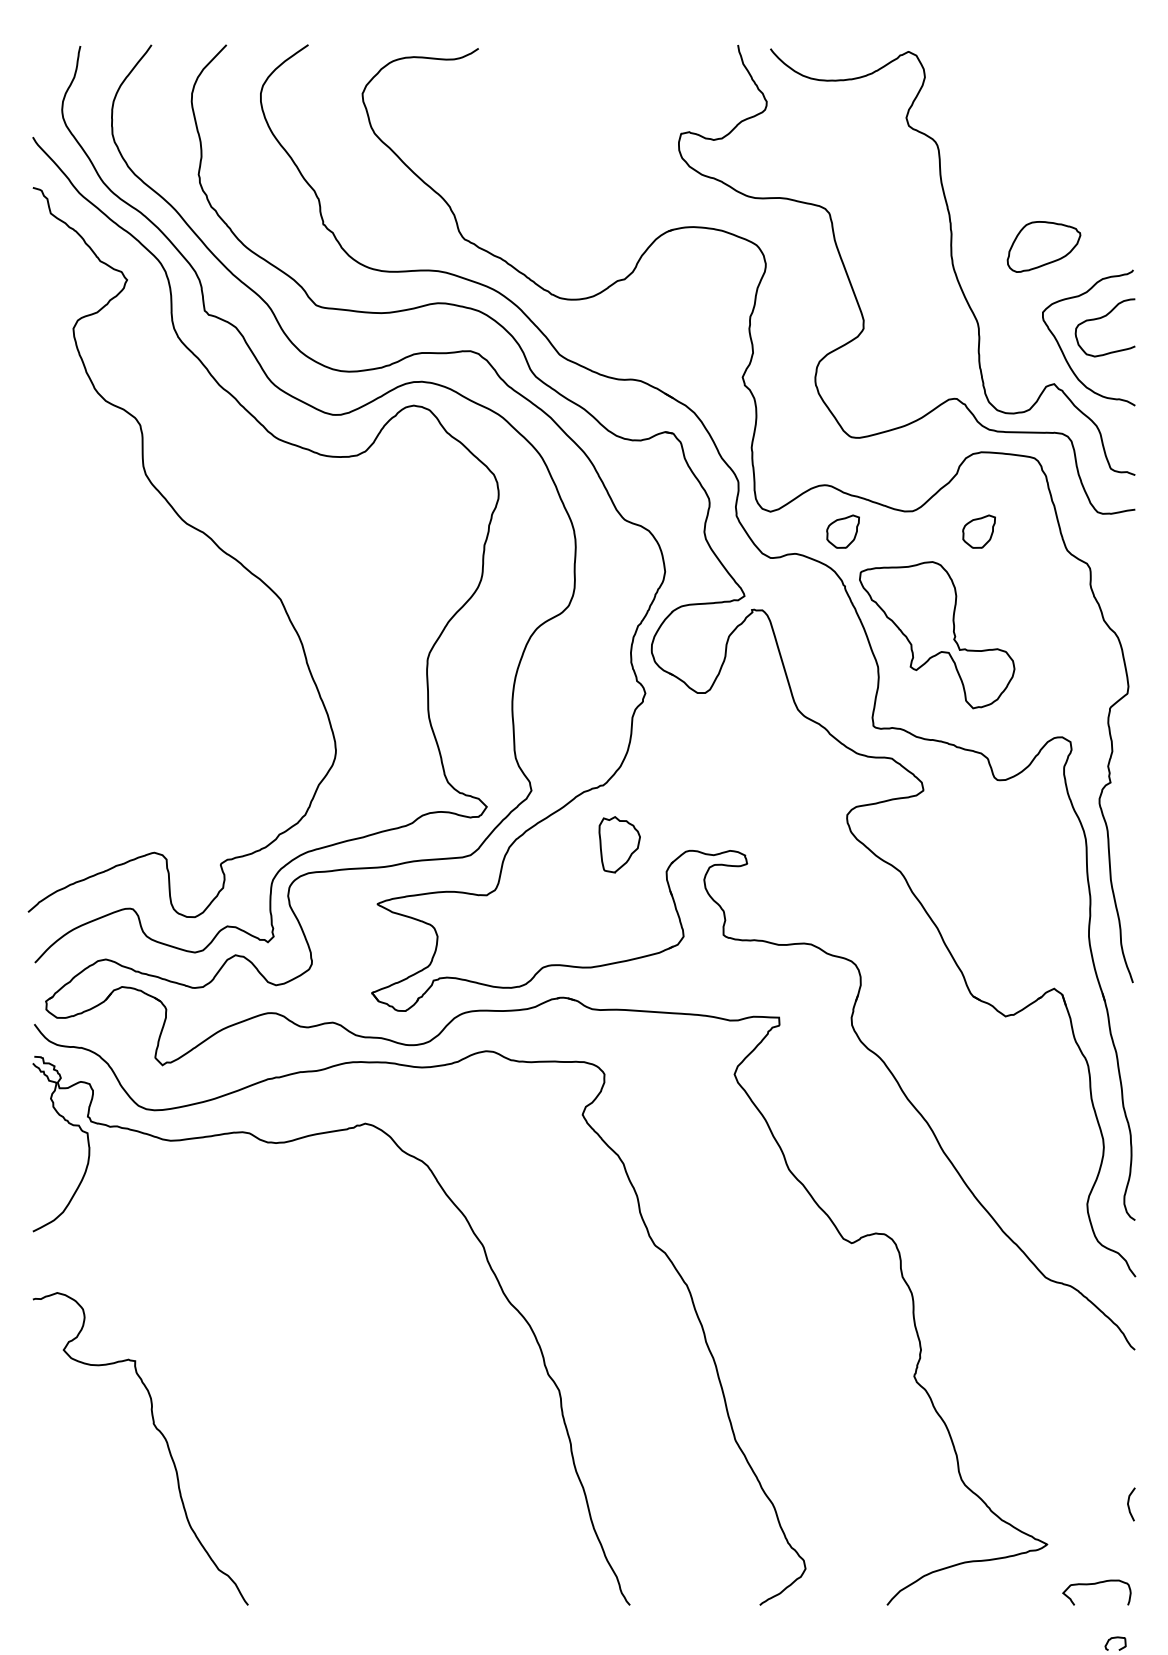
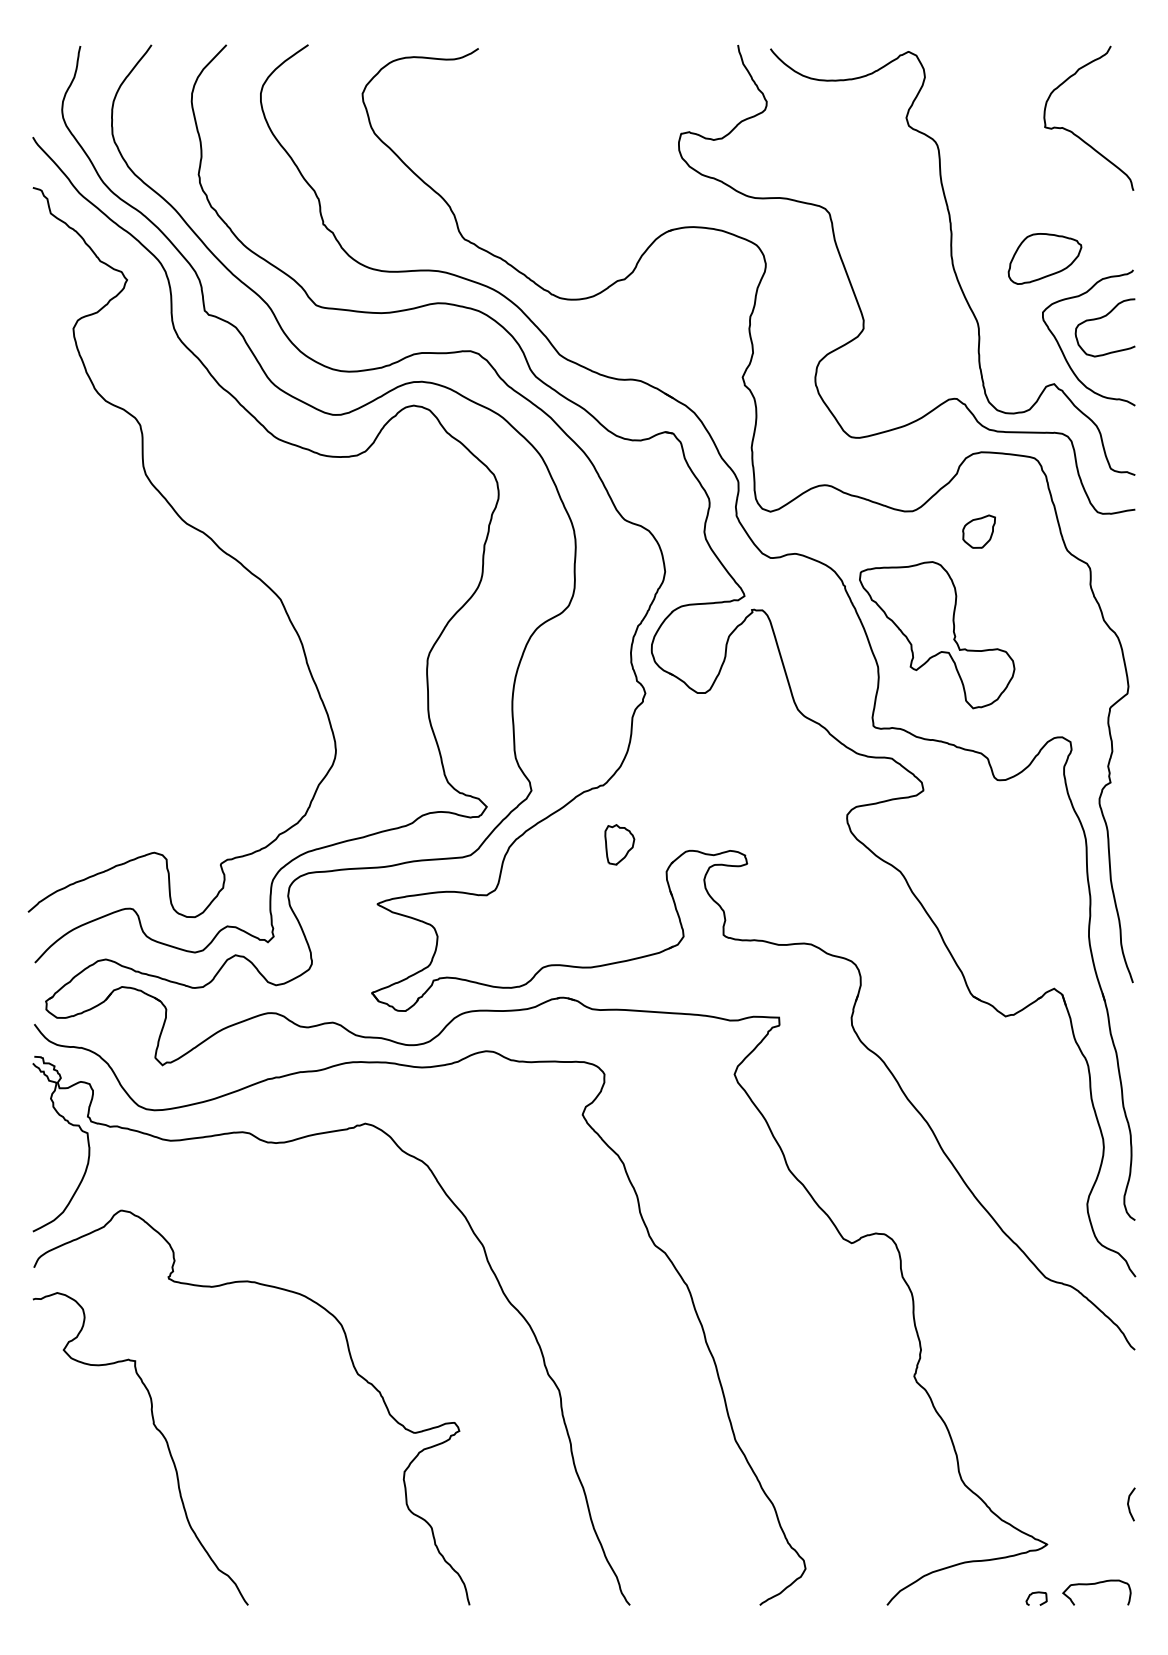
curve: none -> present (1076, 134)
part position: (1043, 246) -> (1044, 258) (1044, 258)
part: present -> none (842, 531)
part size: 43x58 px -> 32x42 px (619, 844)
curve: none -> present (352, 1365)
curve position: (1115, 1638) -> (1036, 1593) (1036, 1593)
